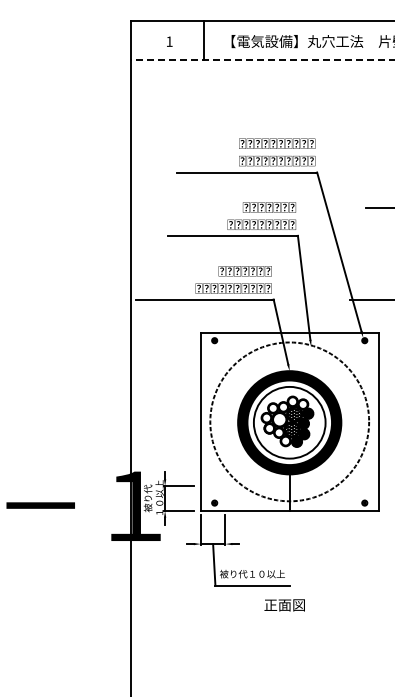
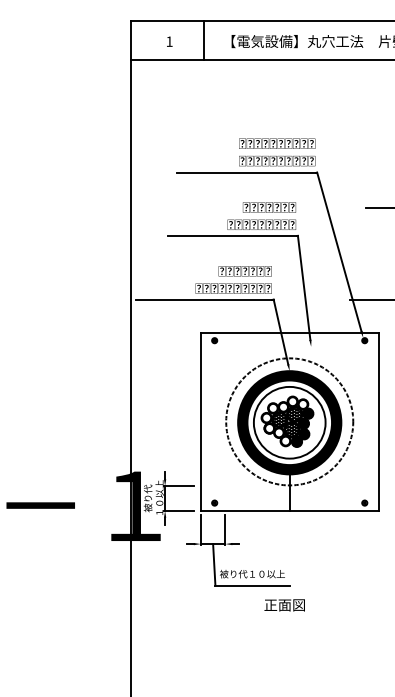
line: dashed -> solid (262, 60)
hatch: none -> present (279, 419)
circle diameter: 159 px -> 127 px (289, 421)
